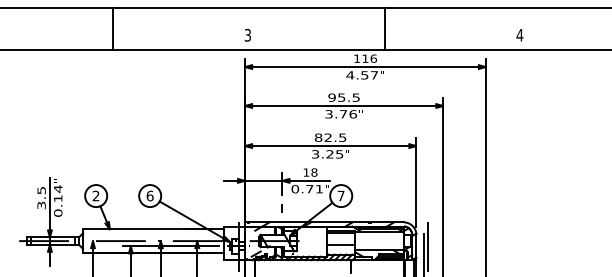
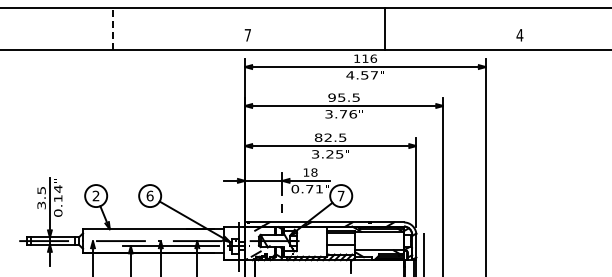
line: solid -> dashed (113, 29)
text: 3 -> 7 (247, 34)
line: present -> none (427, 247)
